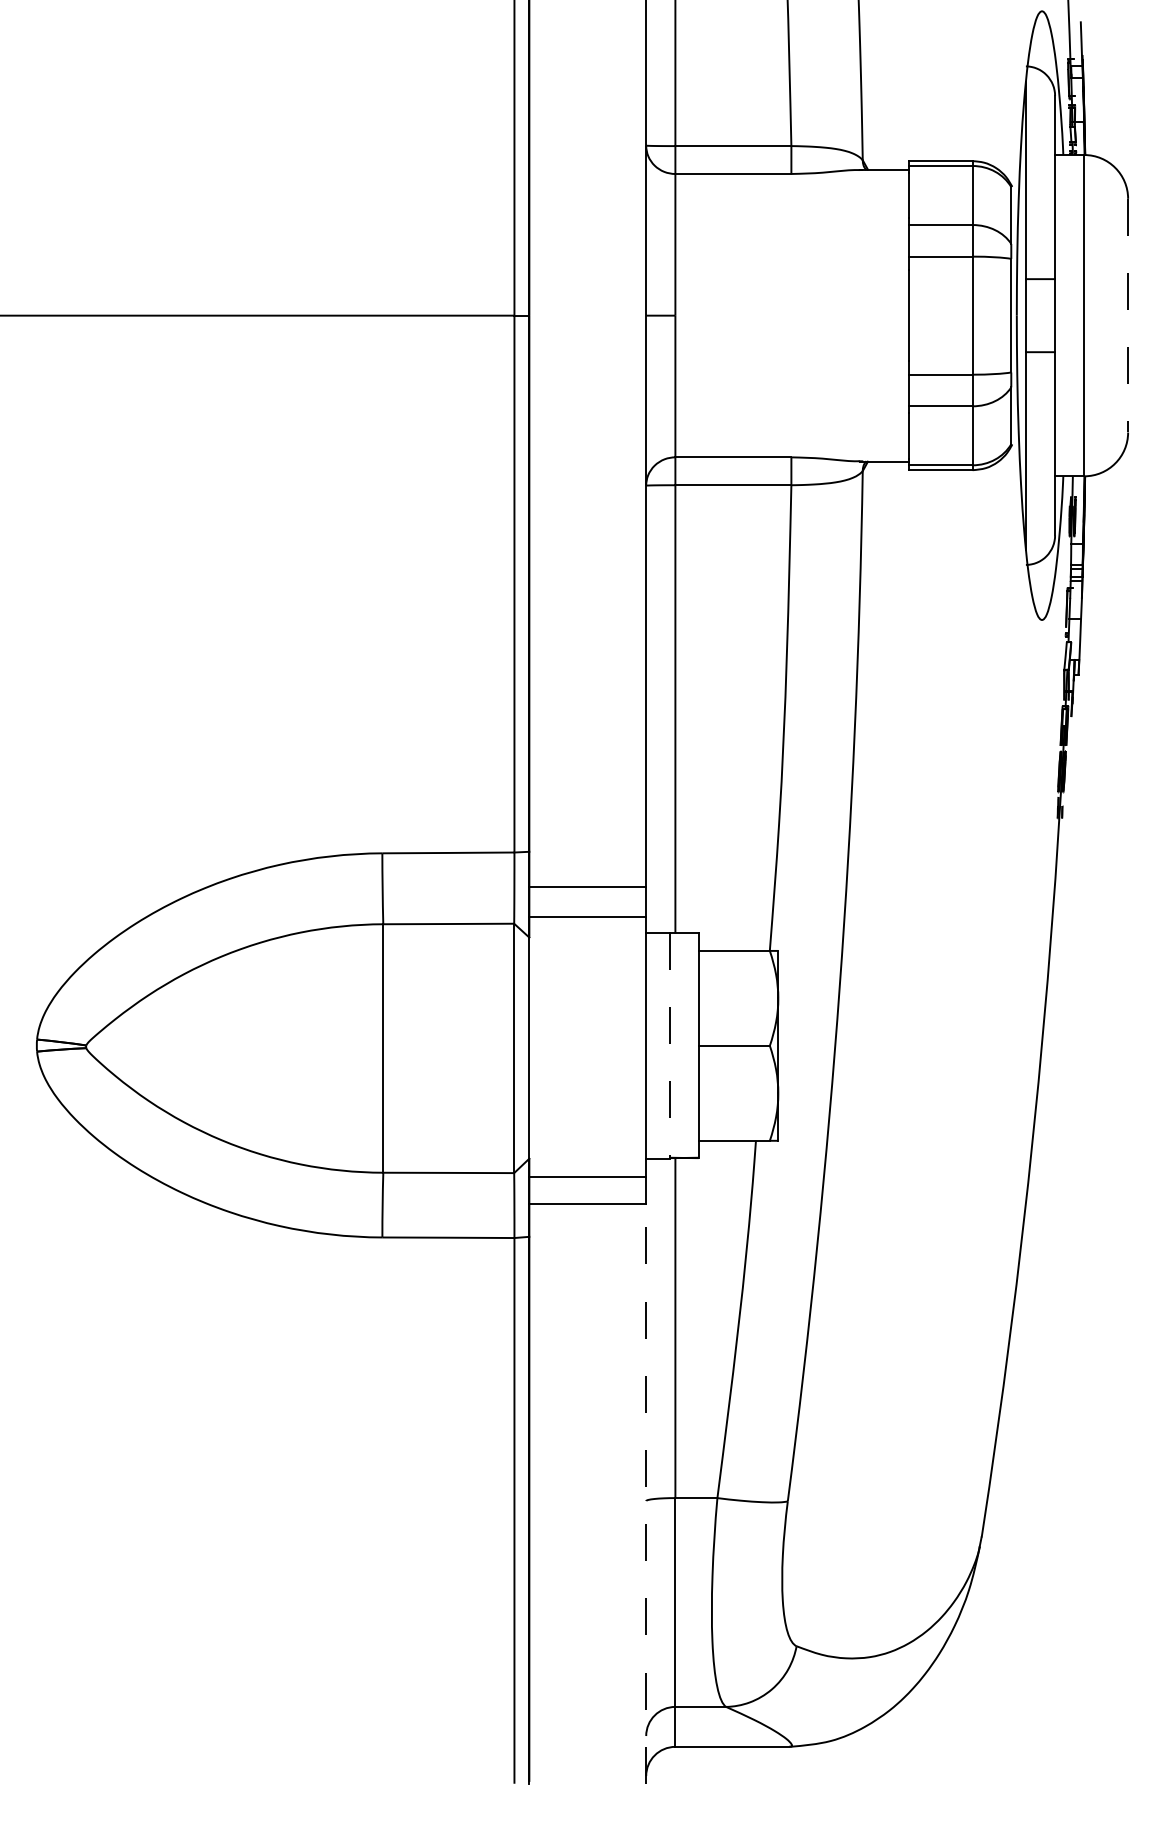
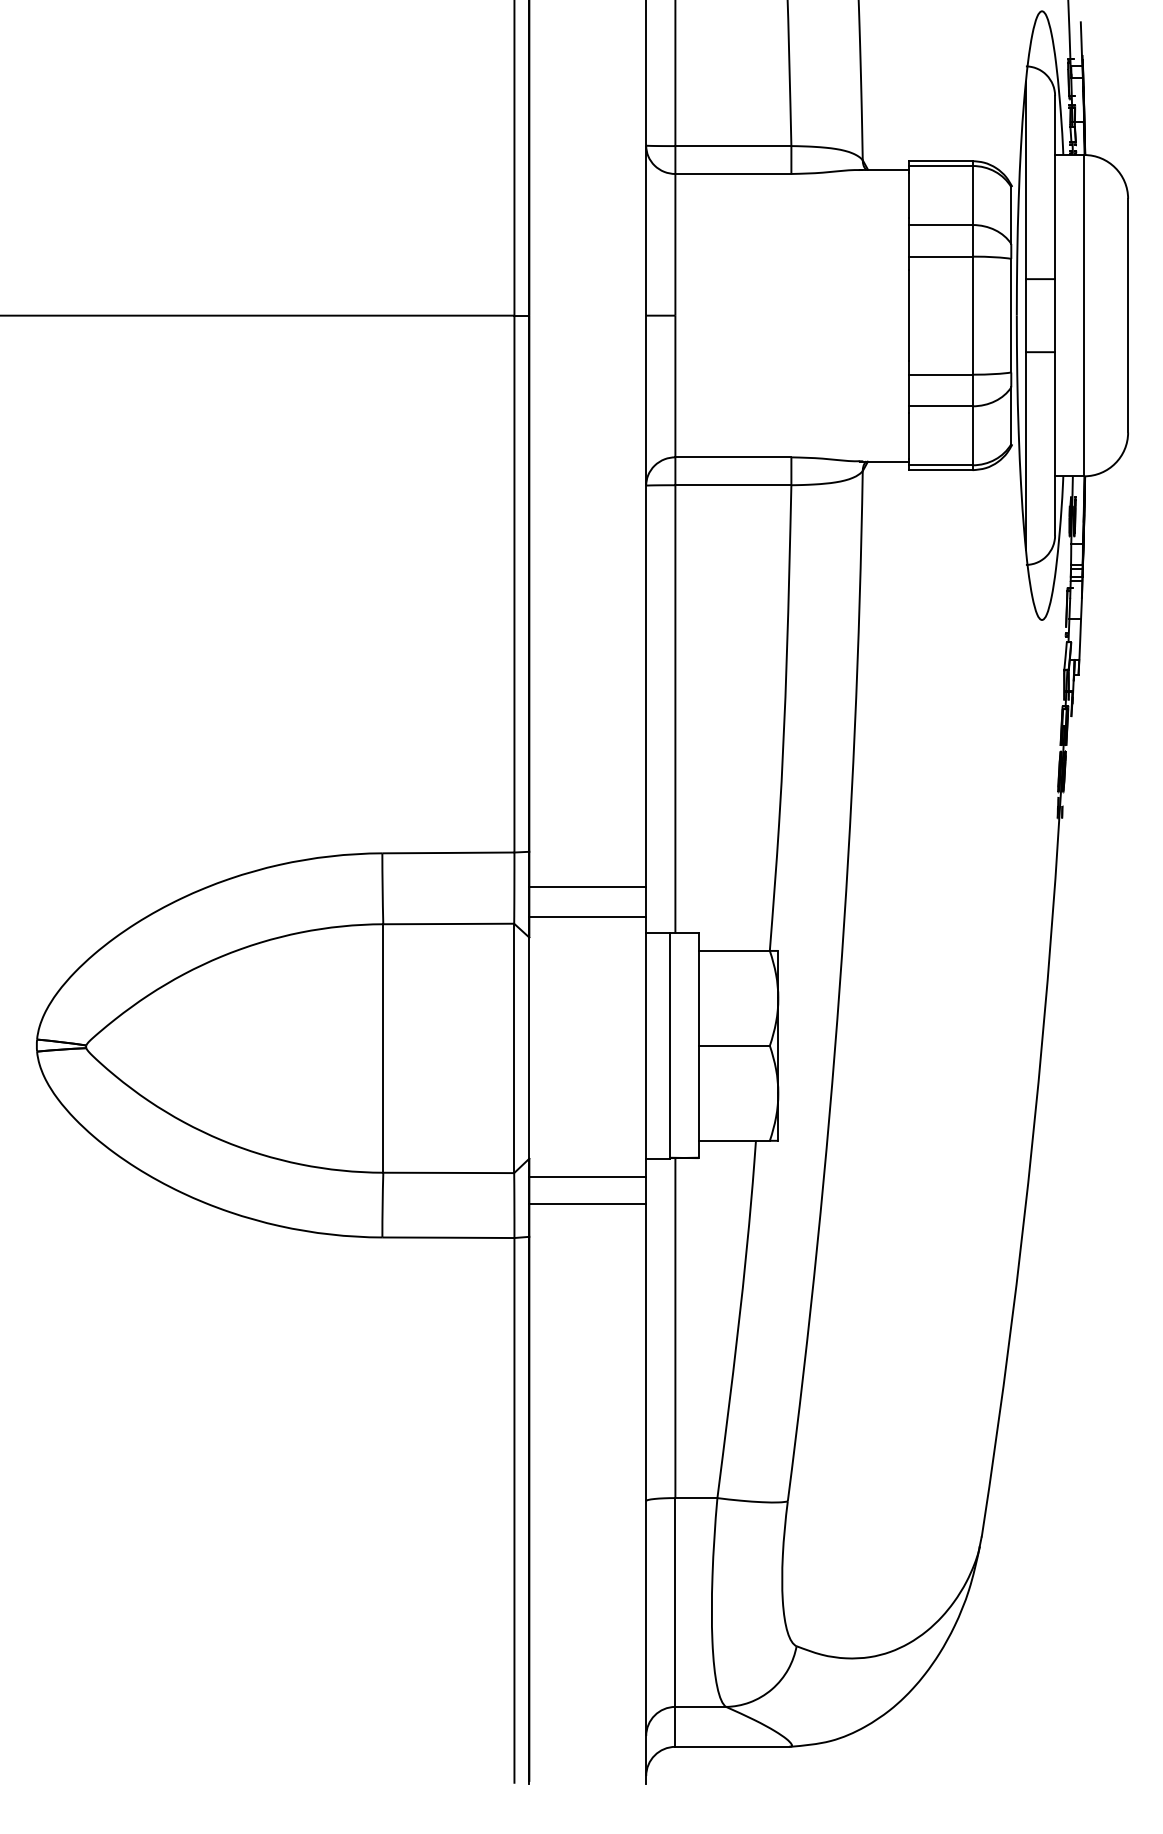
line: dashed -> solid (1128, 315)
line: dashed -> solid (669, 1046)
line: dashed -> solid (646, 1493)
